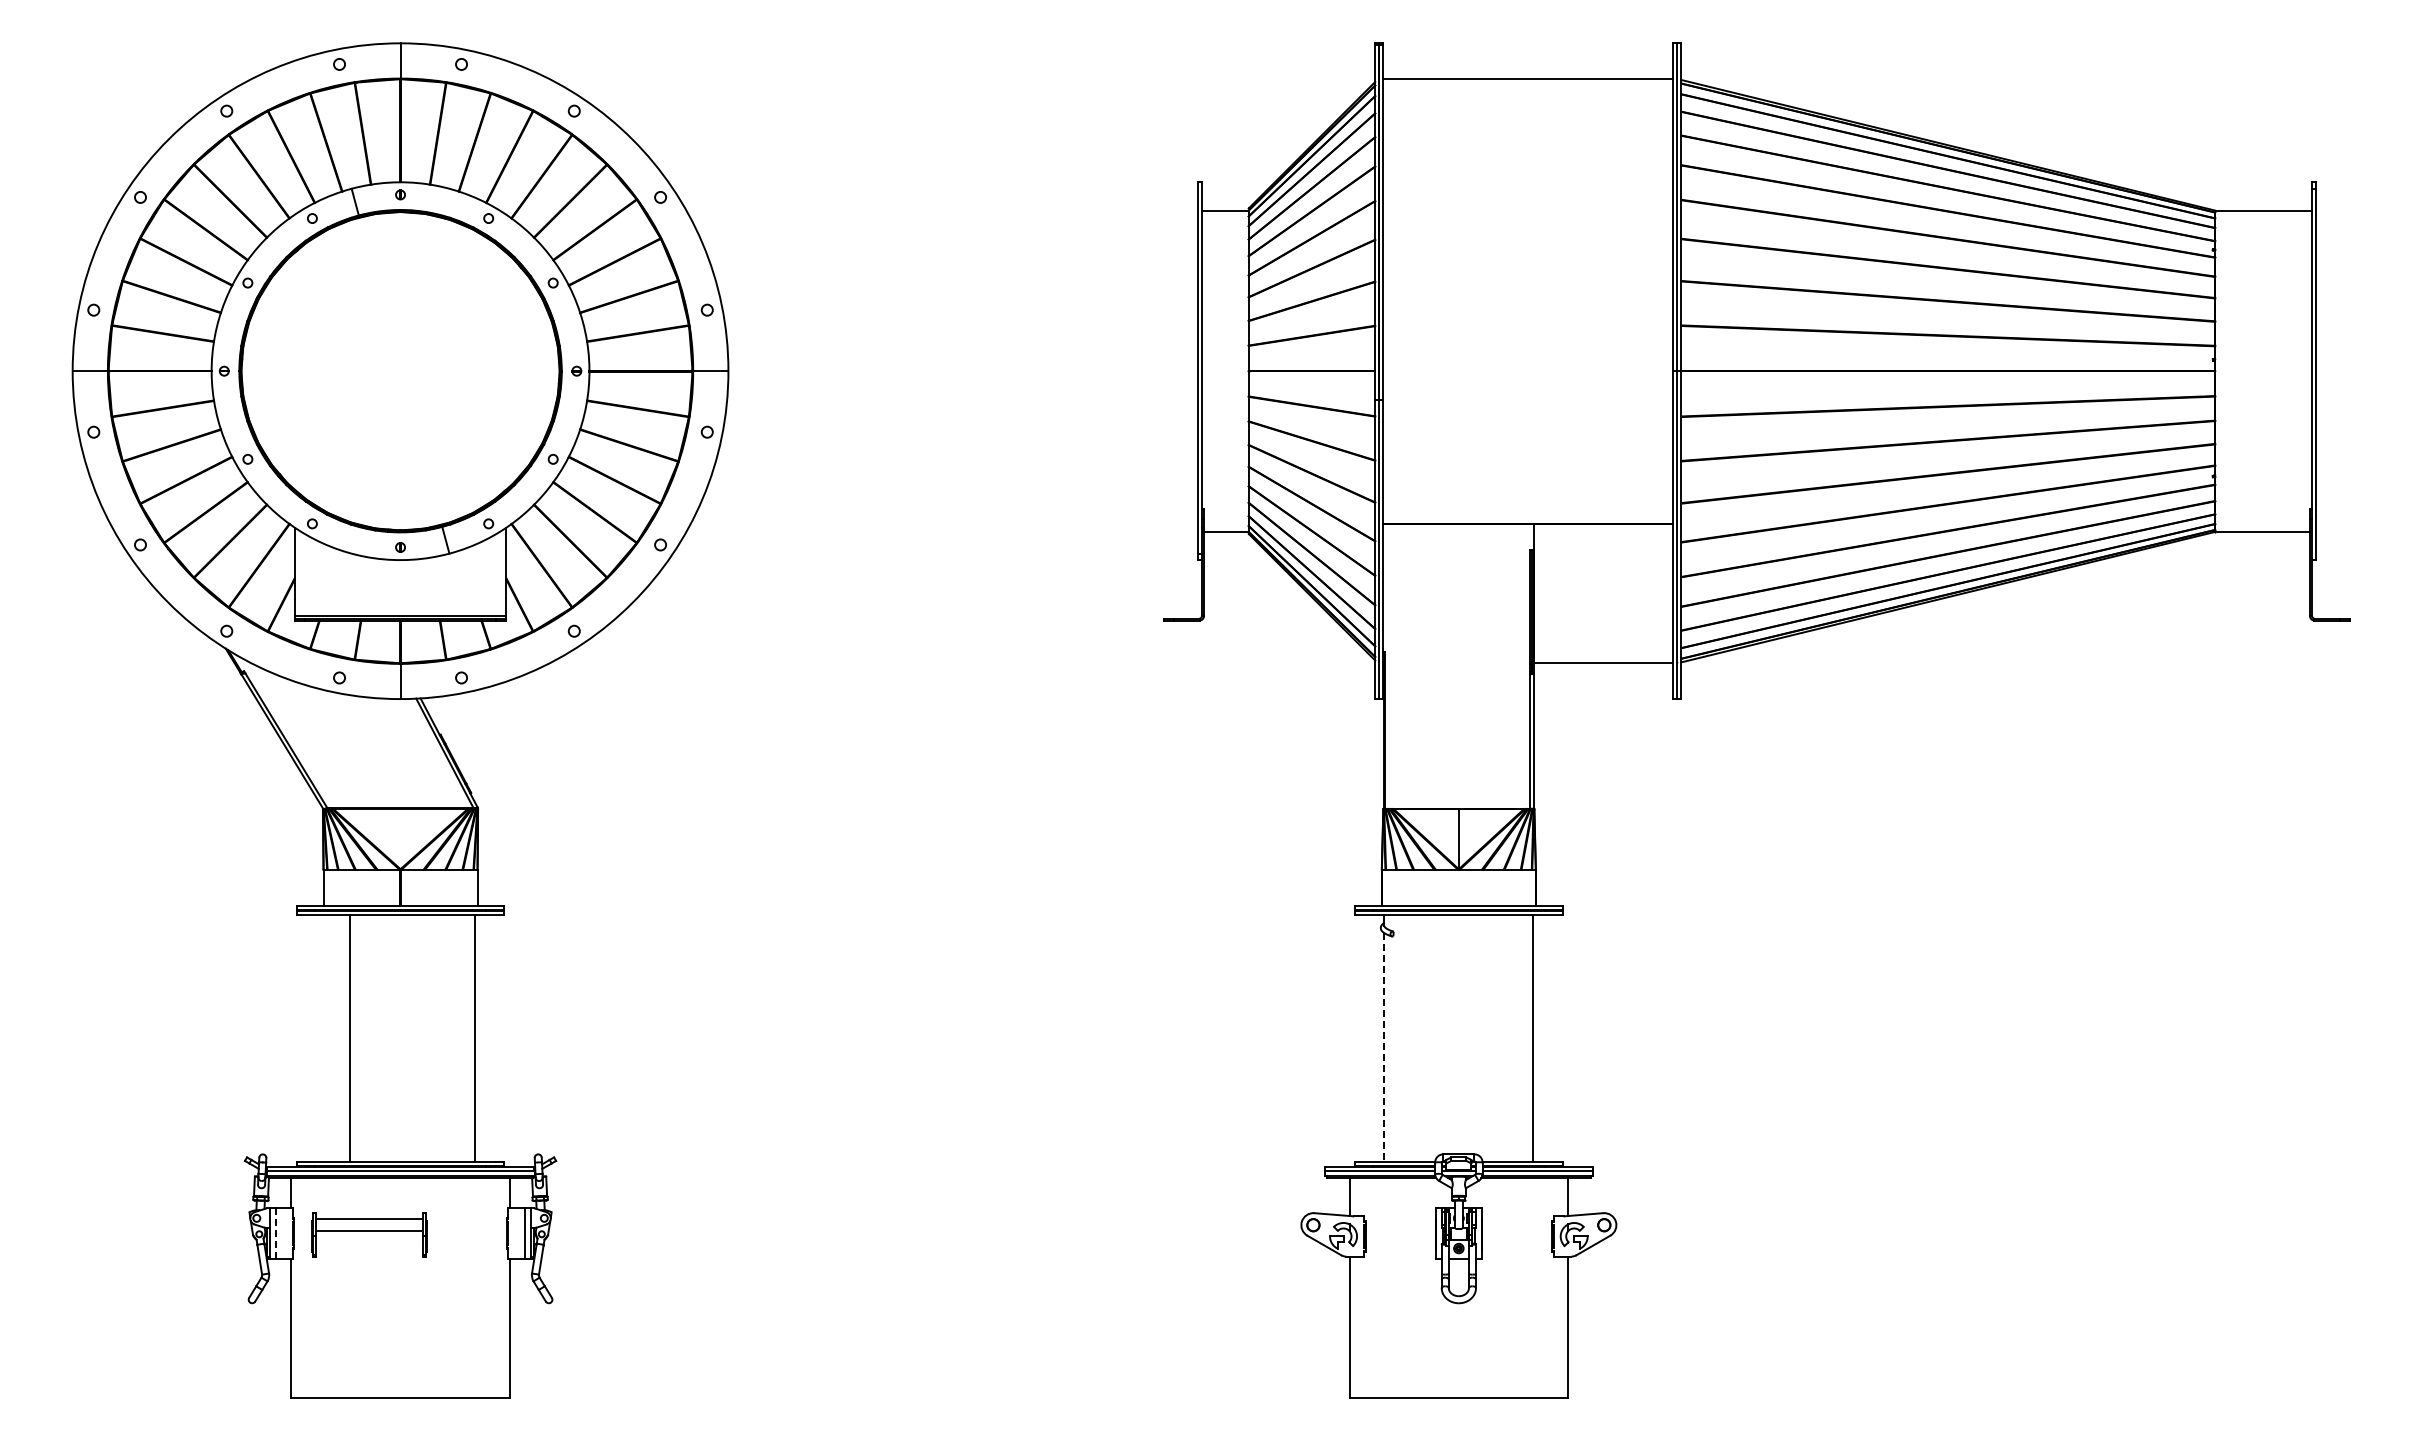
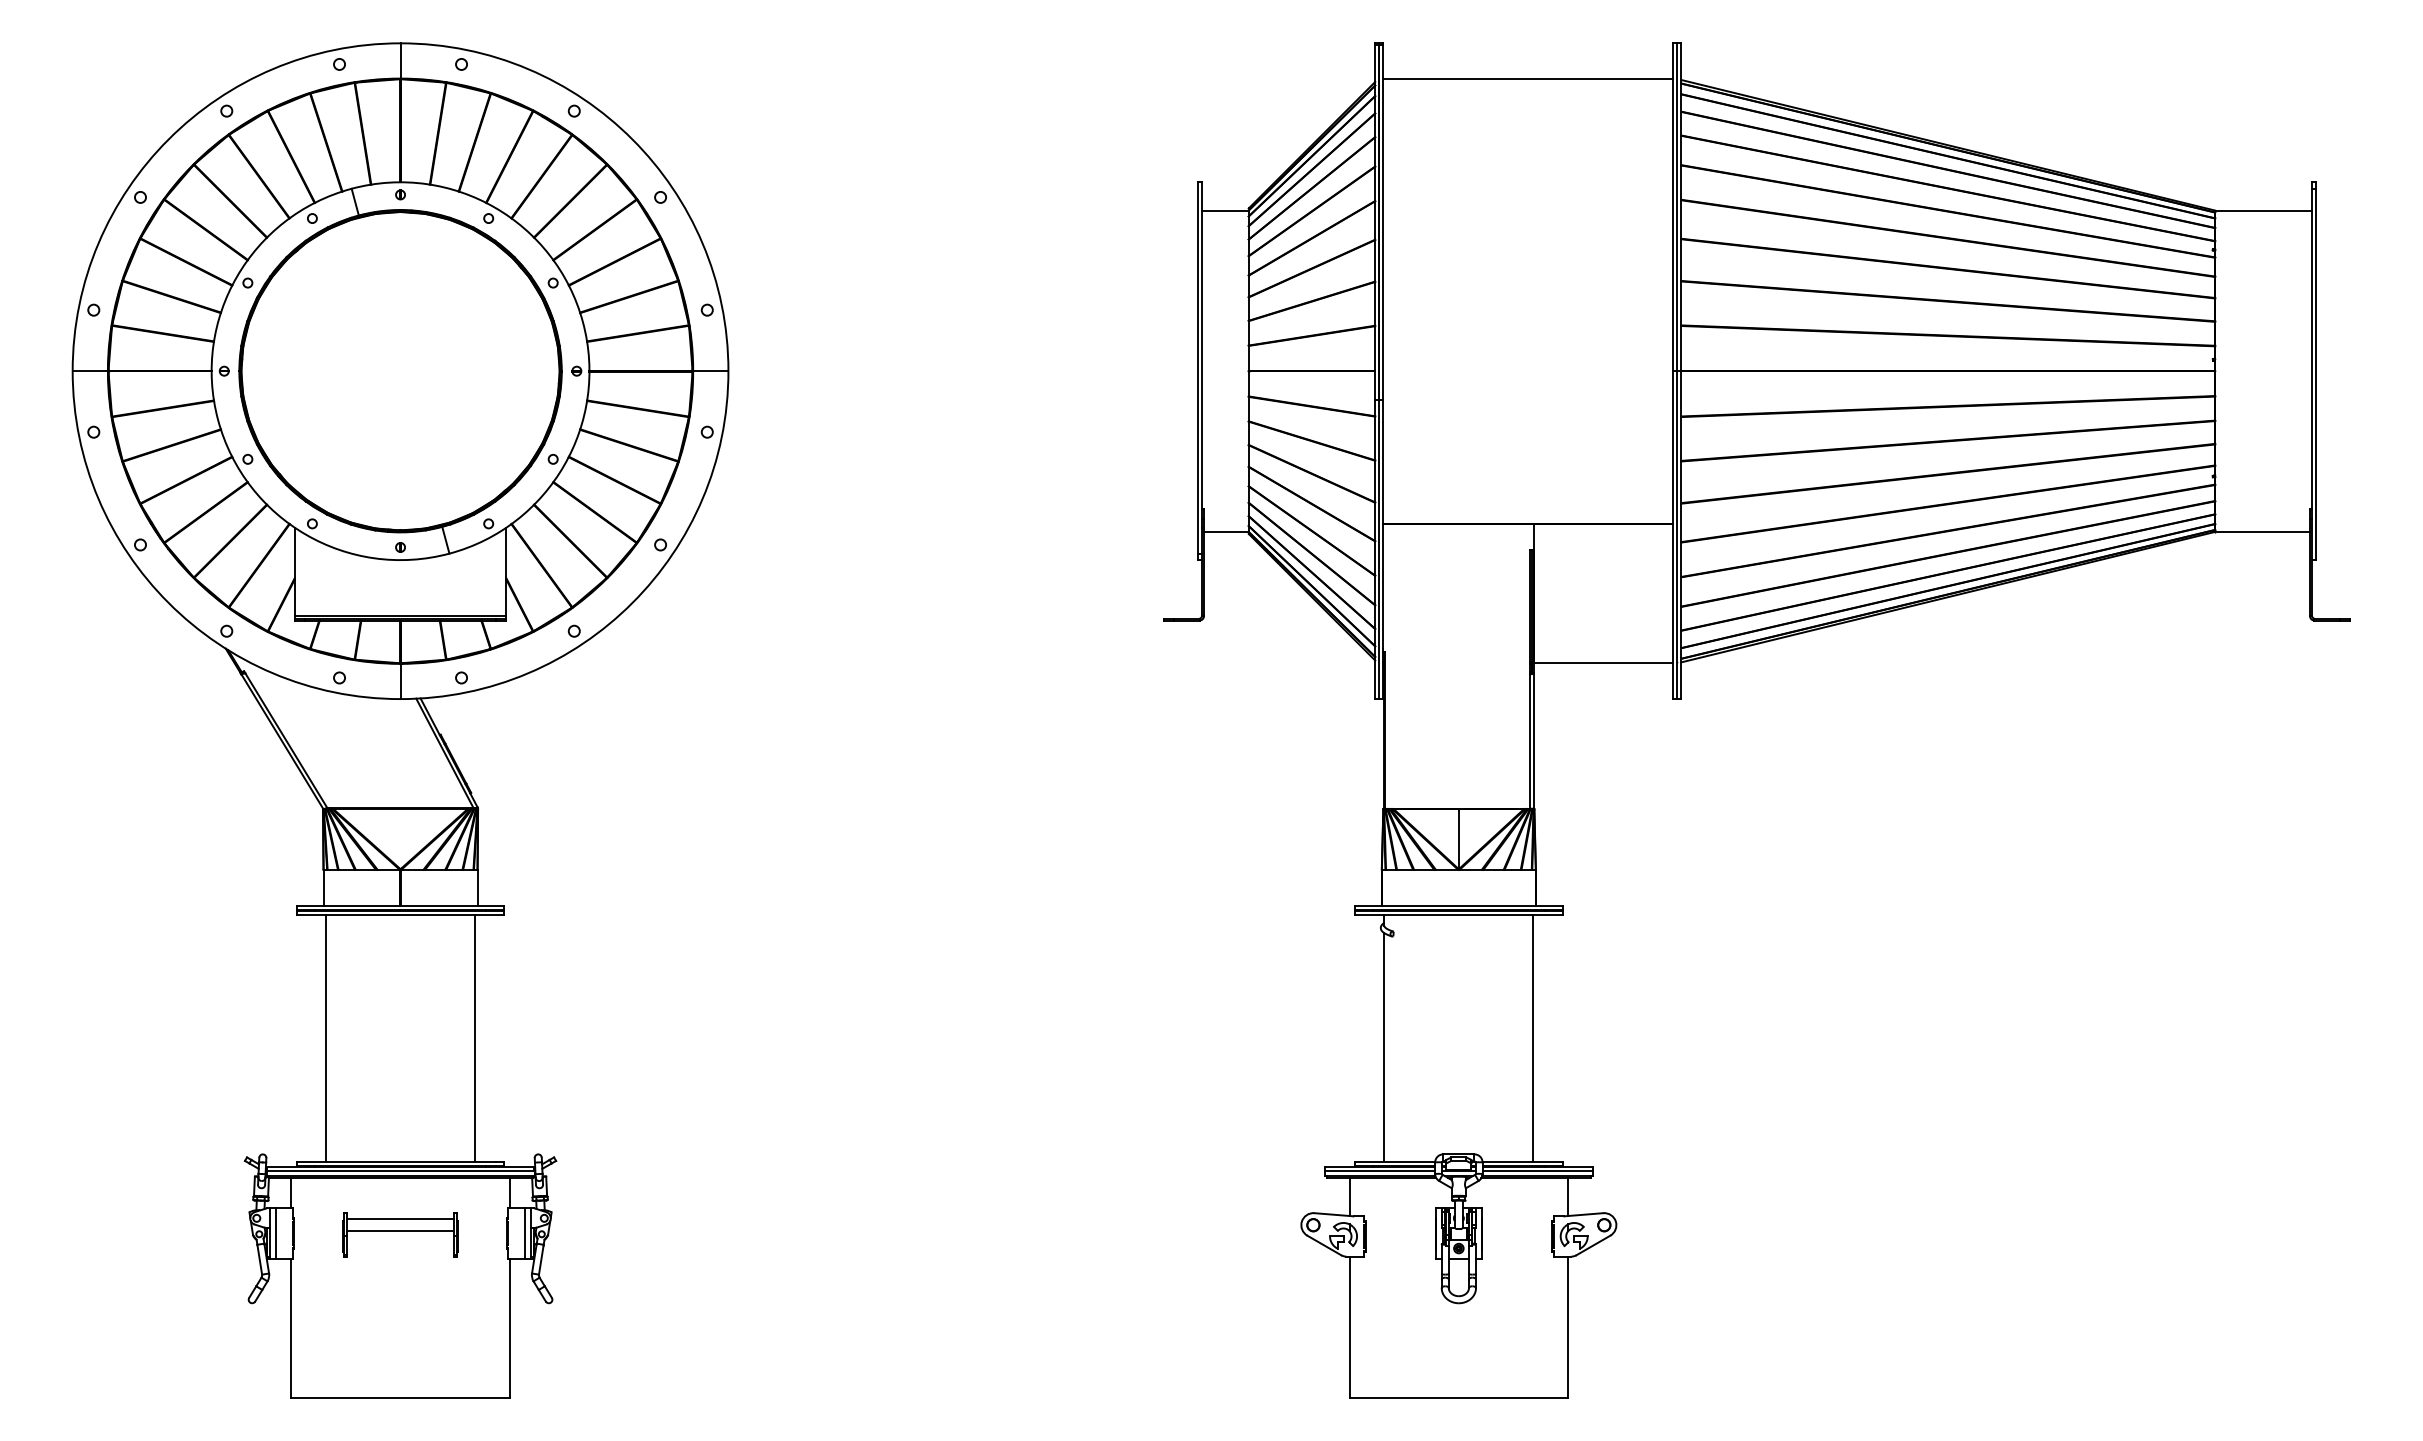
line position: (350, 1038) -> (326, 1038) (326, 1038)
line: dashed -> solid (1384, 1047)
line: dashed -> solid (276, 1232)
part position: (369, 1234) -> (400, 1234) (400, 1234)
